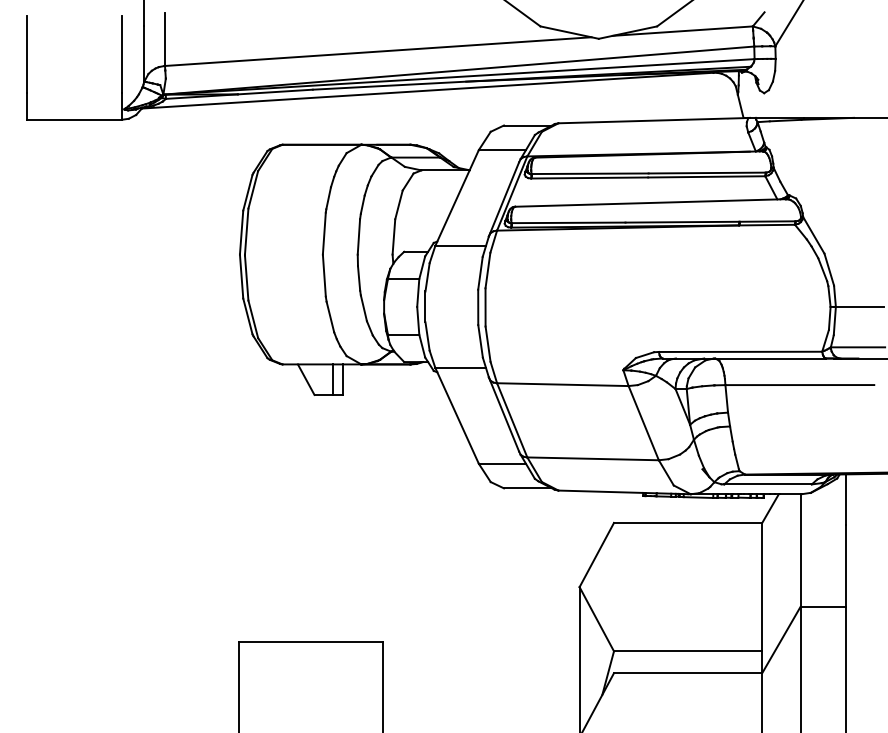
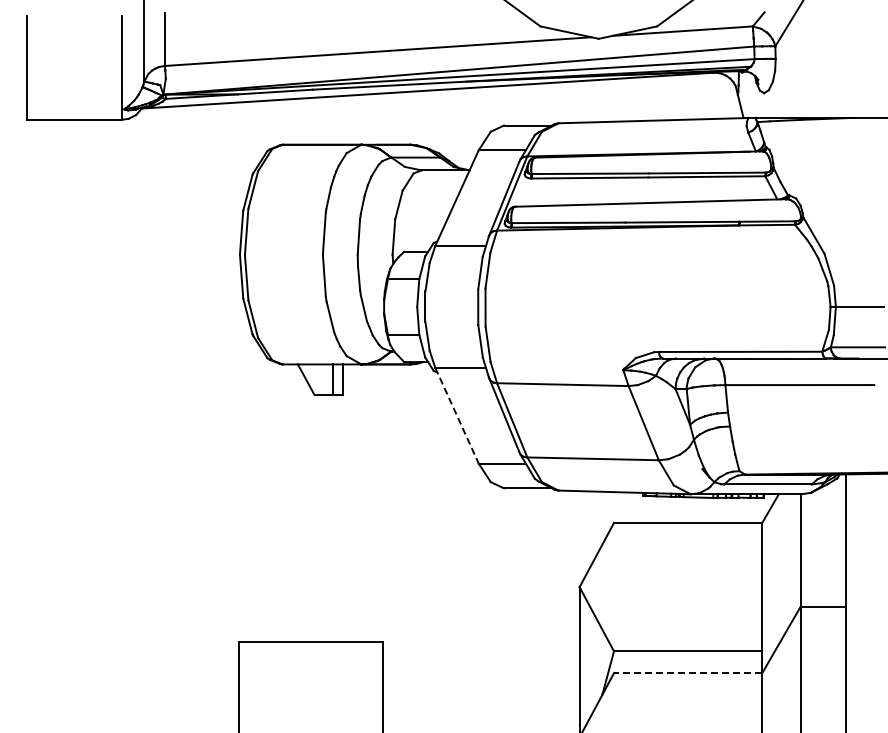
line: solid -> dashed (457, 415)
line: solid -> dashed (687, 673)
